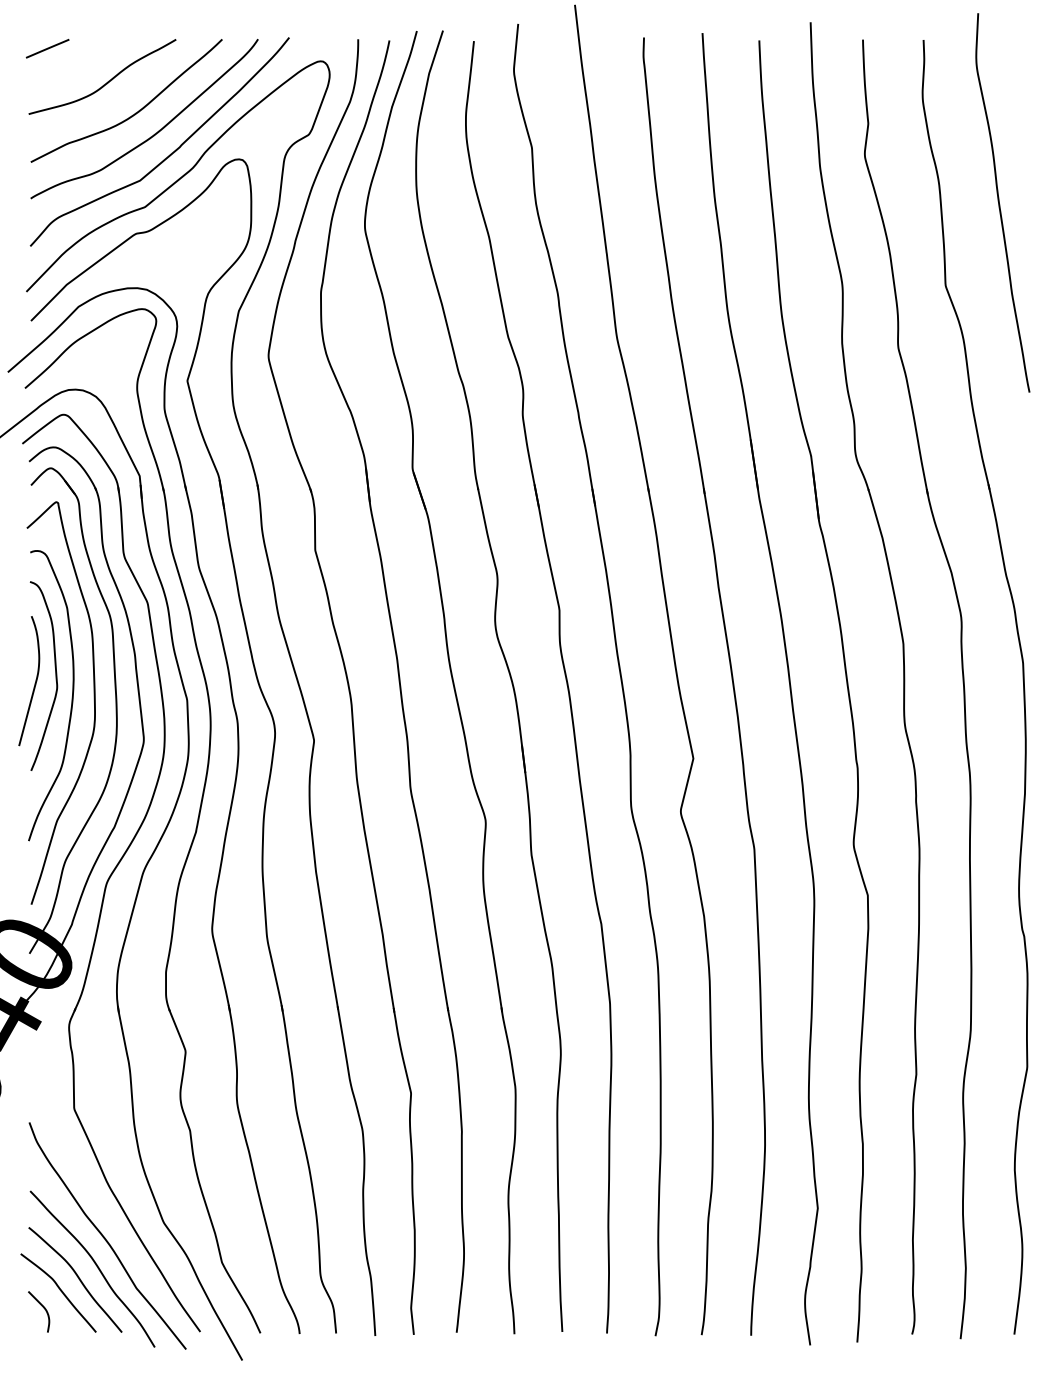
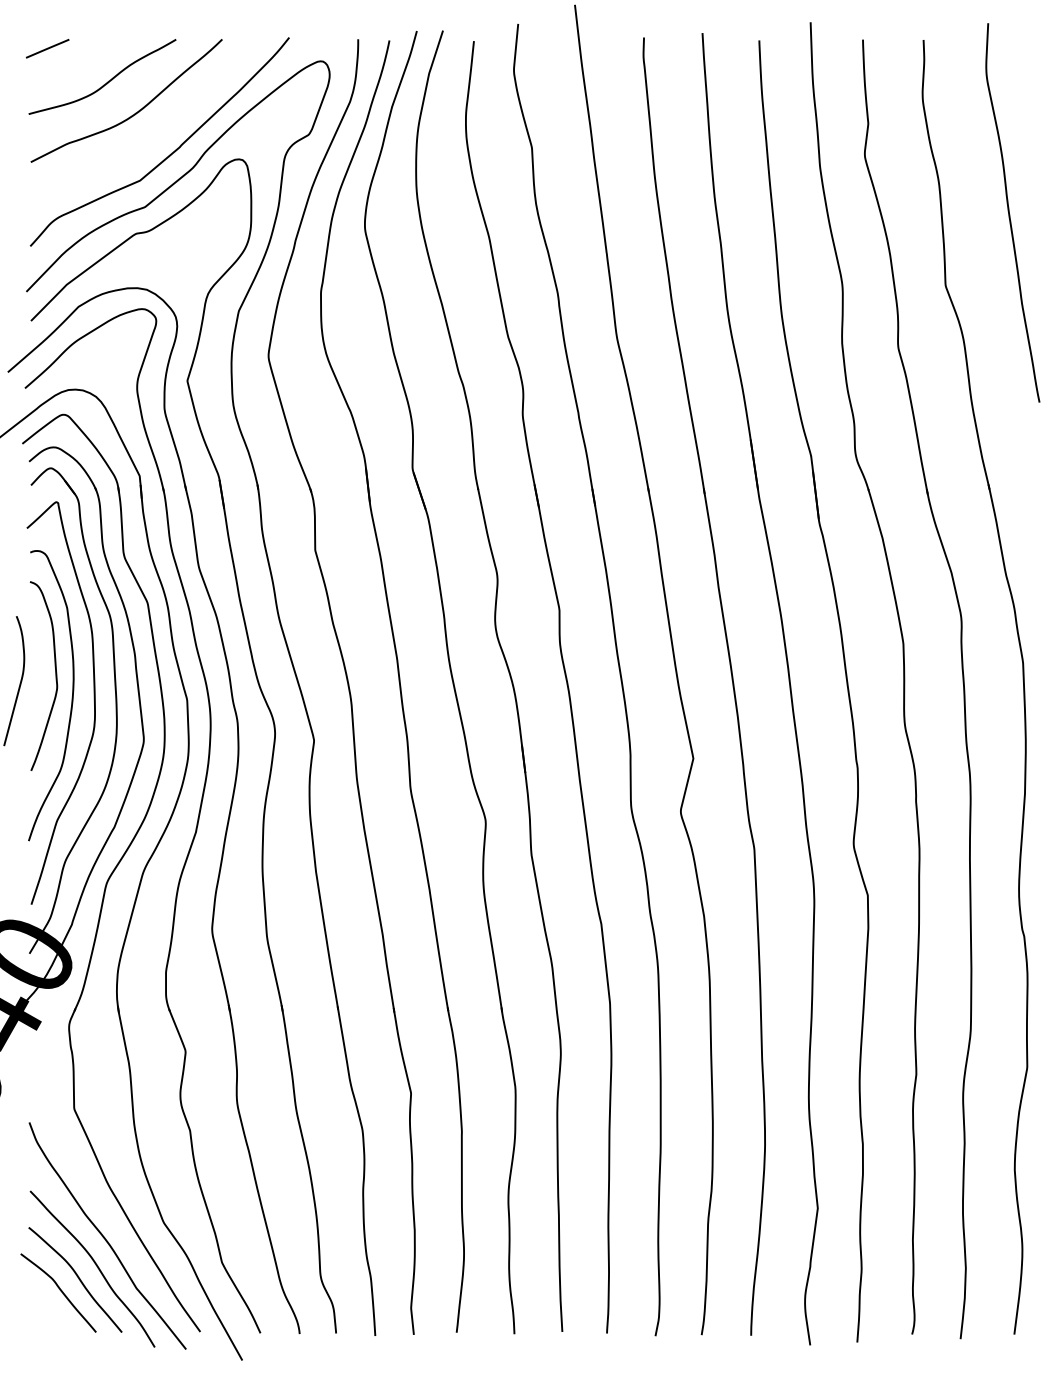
curve: present -> none (154, 133)
curve position: (1000, 204) -> (1010, 214) (1010, 214)
curve position: (34, 683) -> (19, 683) (19, 683)
curve: present -> none (42, 1307)
